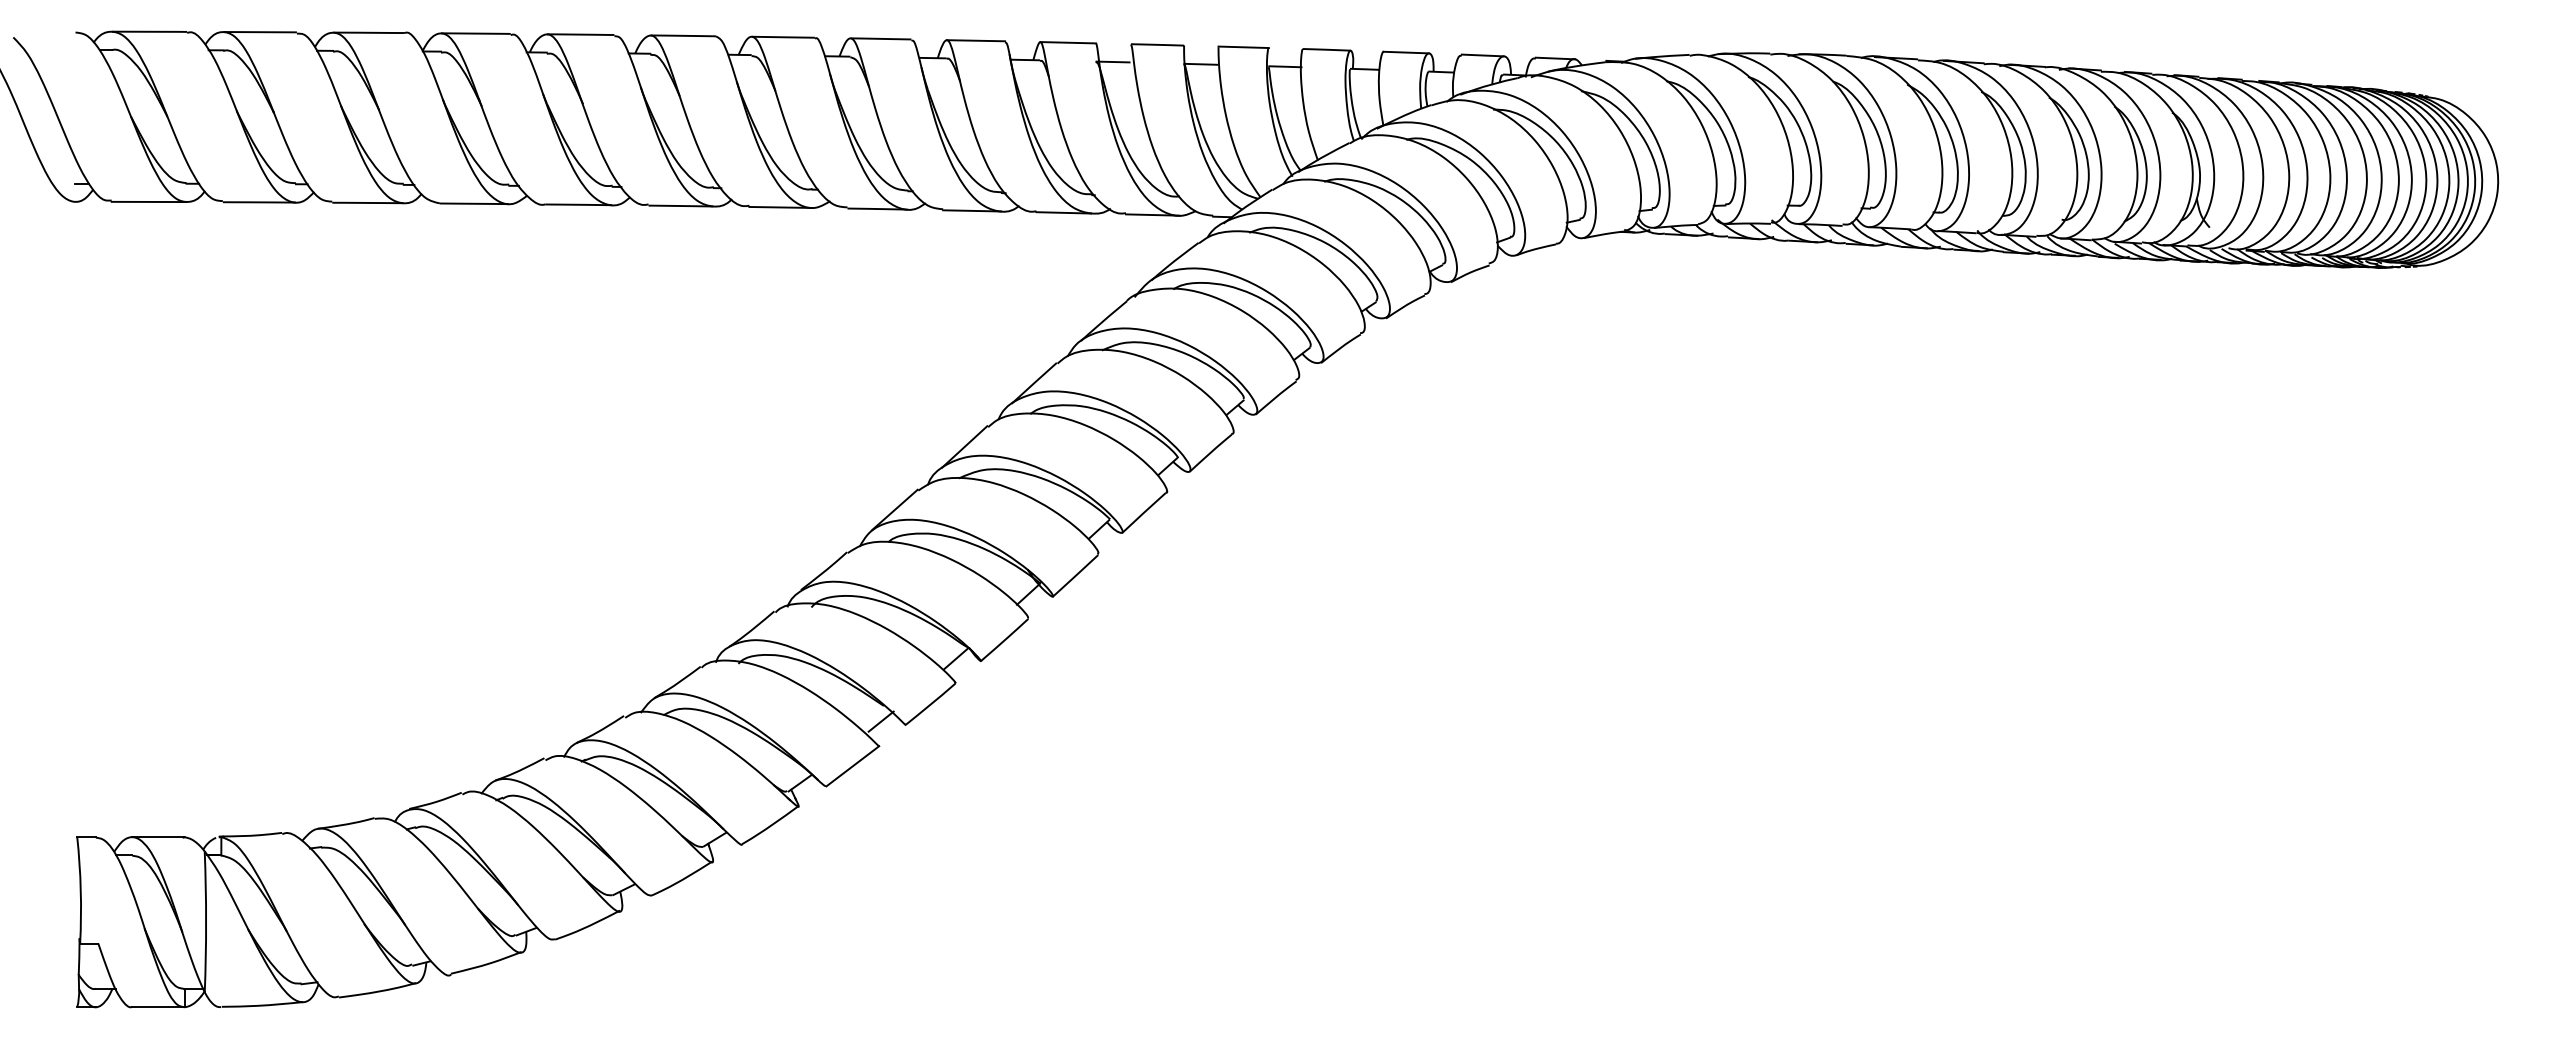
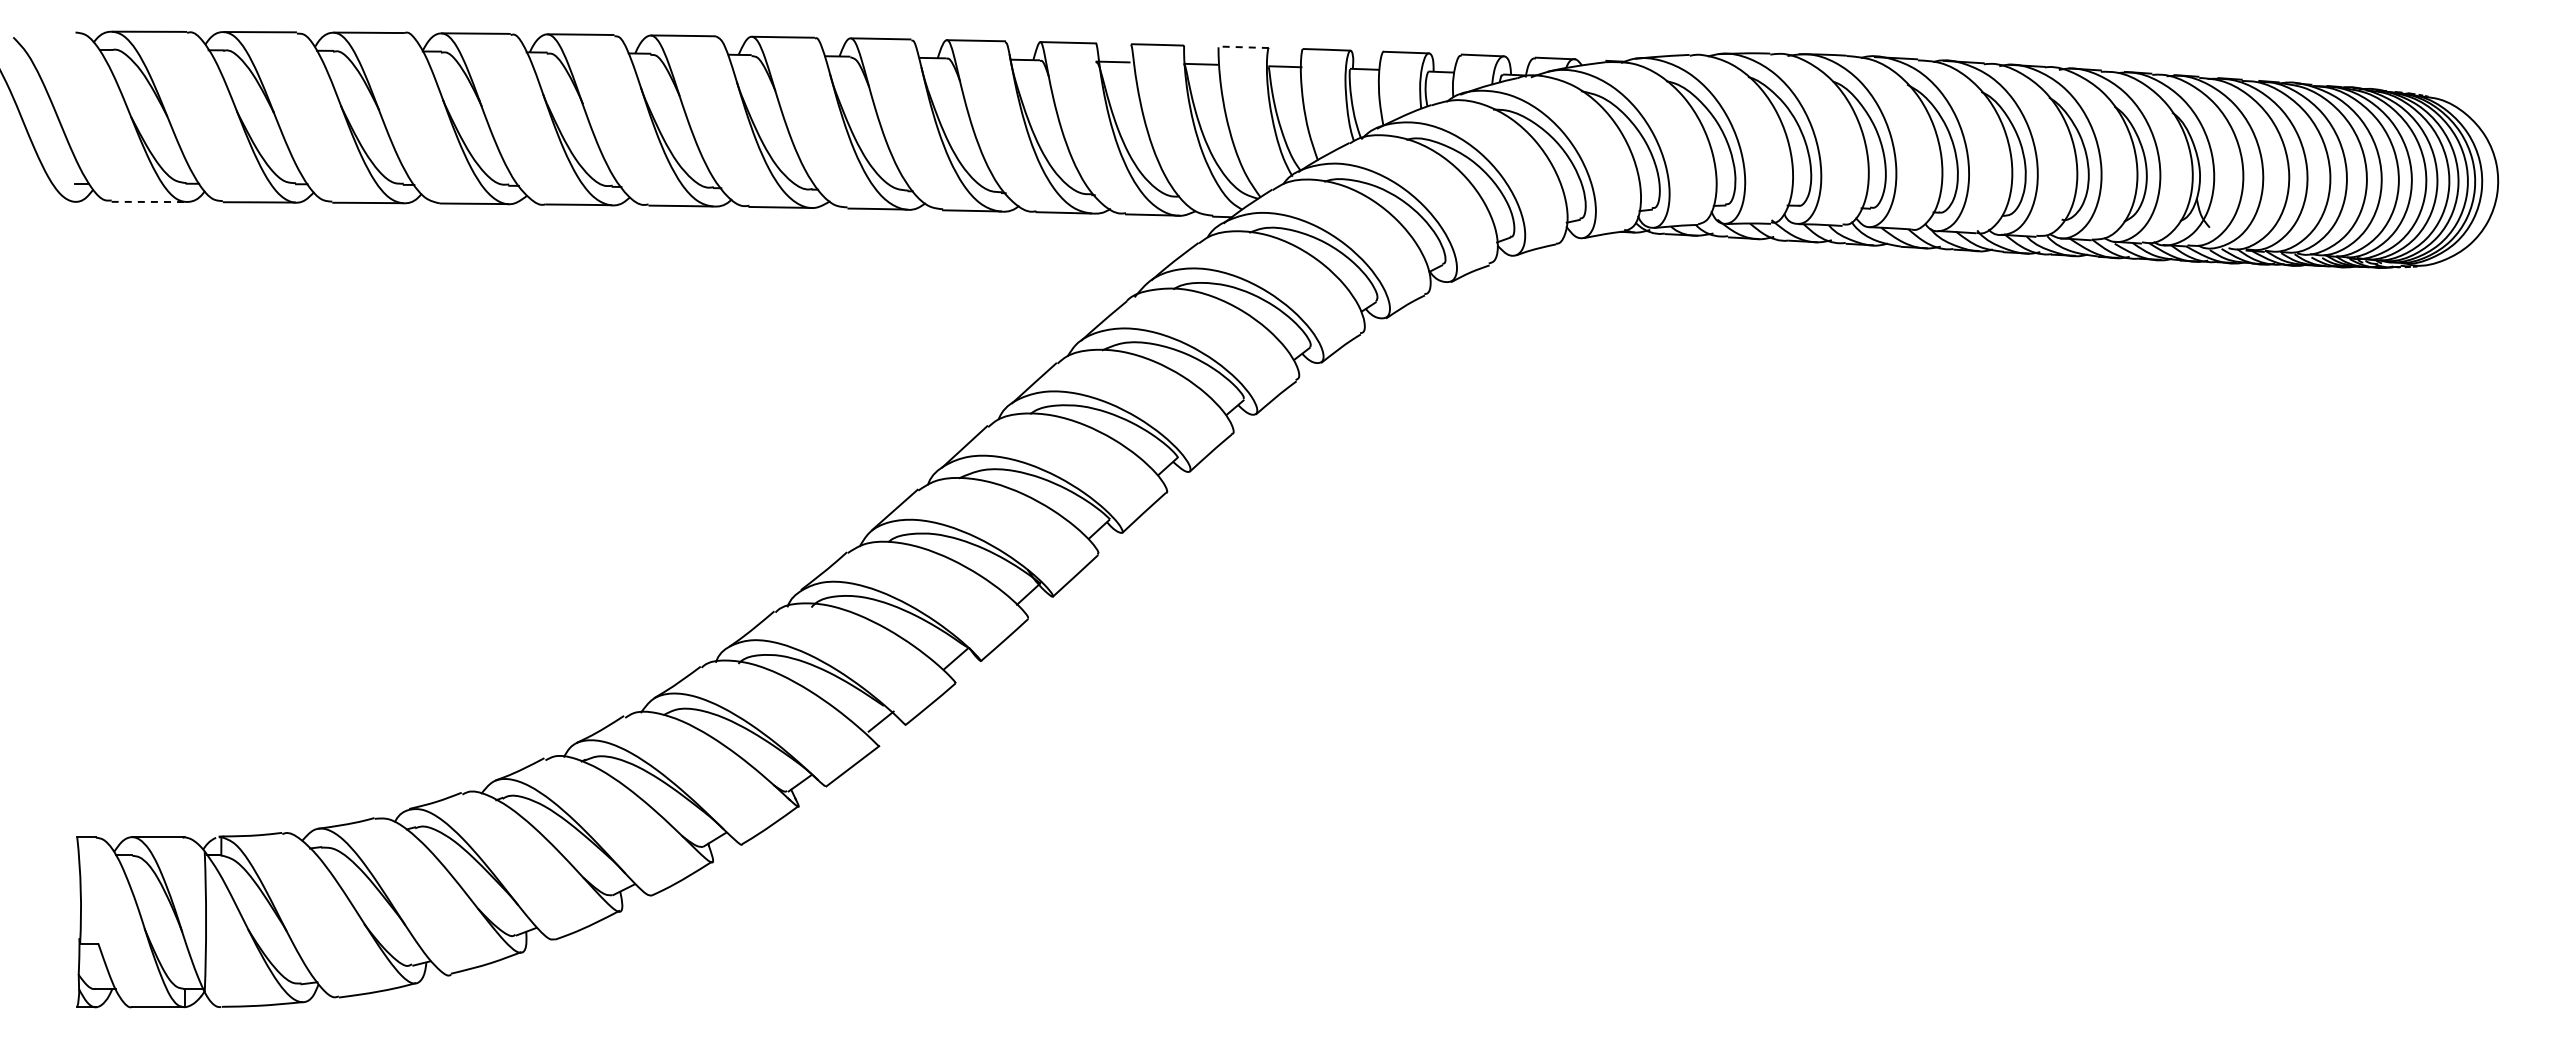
line: solid -> dashed (1243, 47)
line: solid -> dashed (149, 201)
